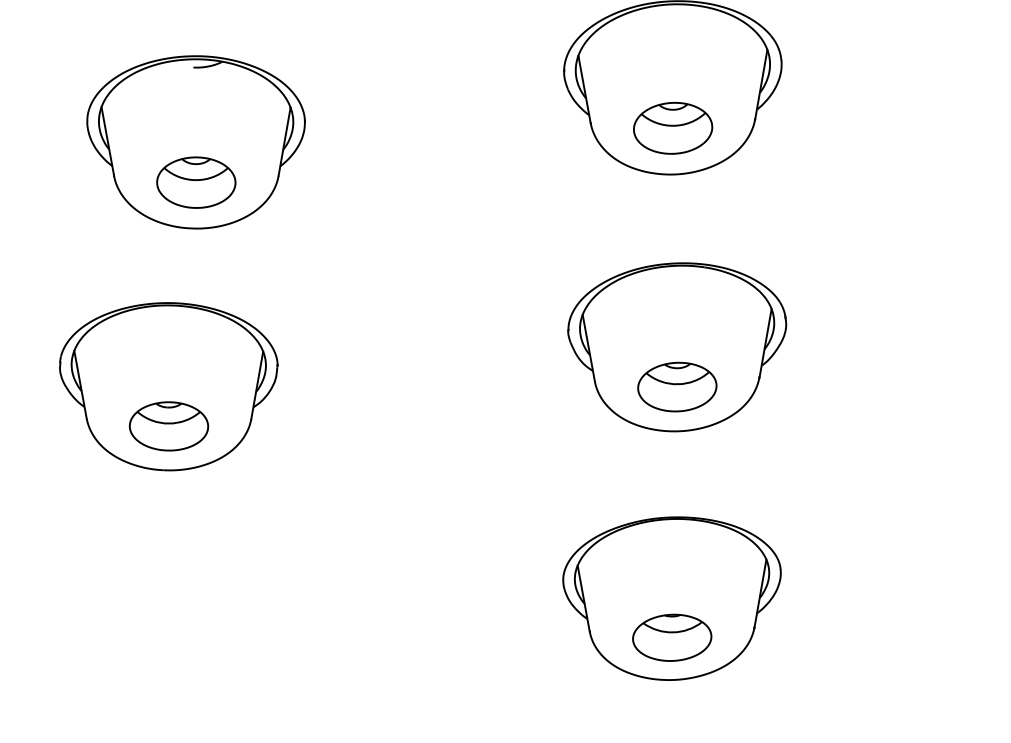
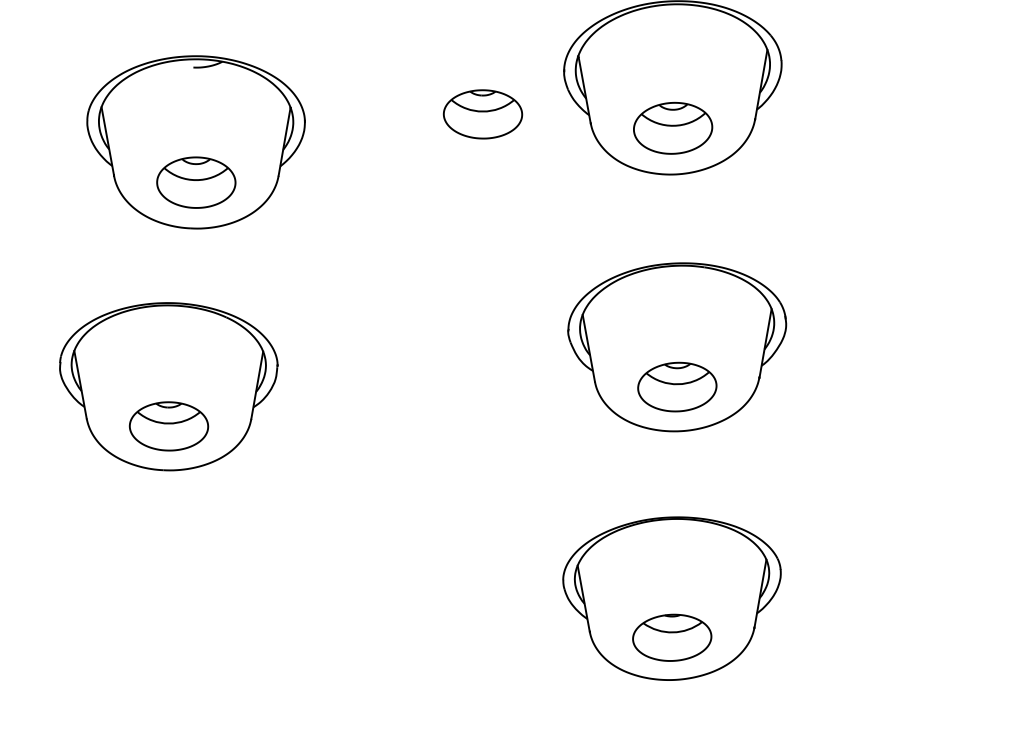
part: none -> present (482, 114)
